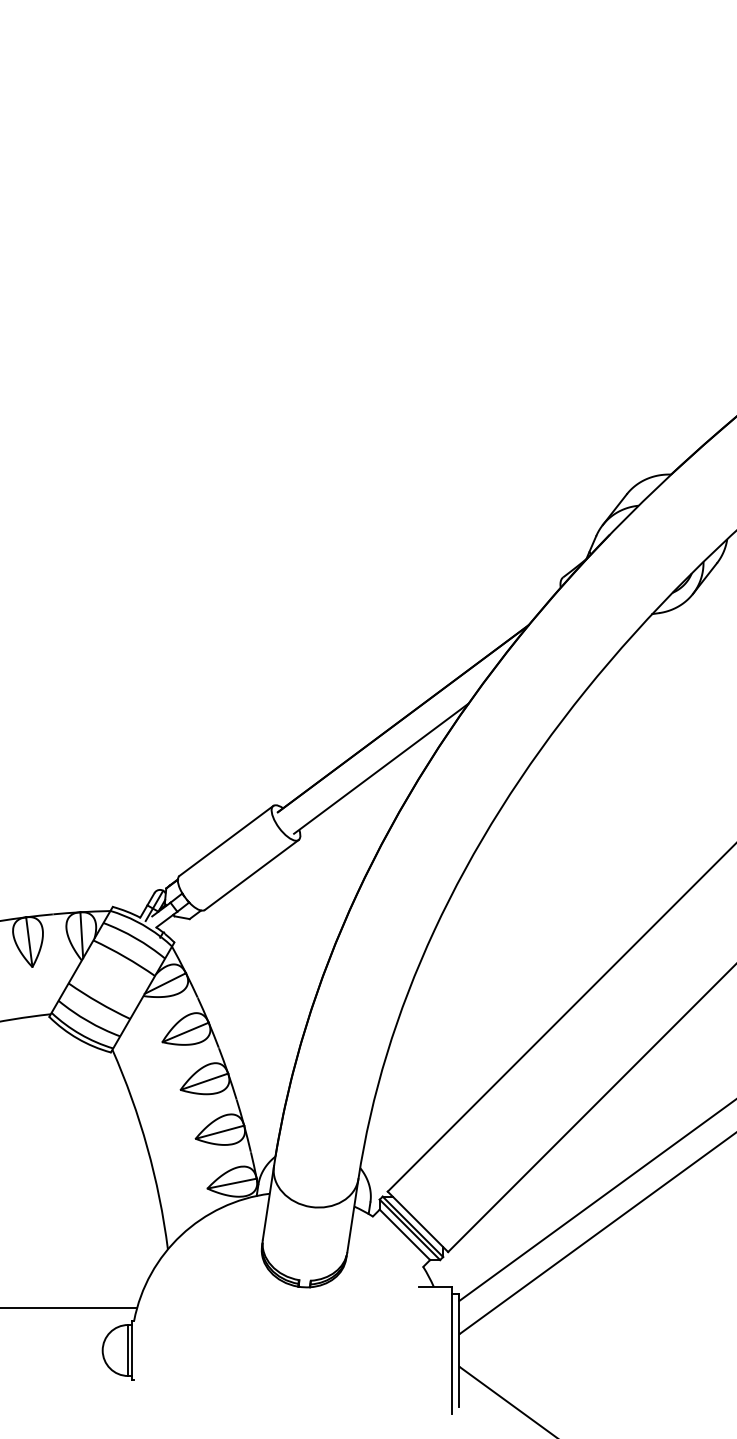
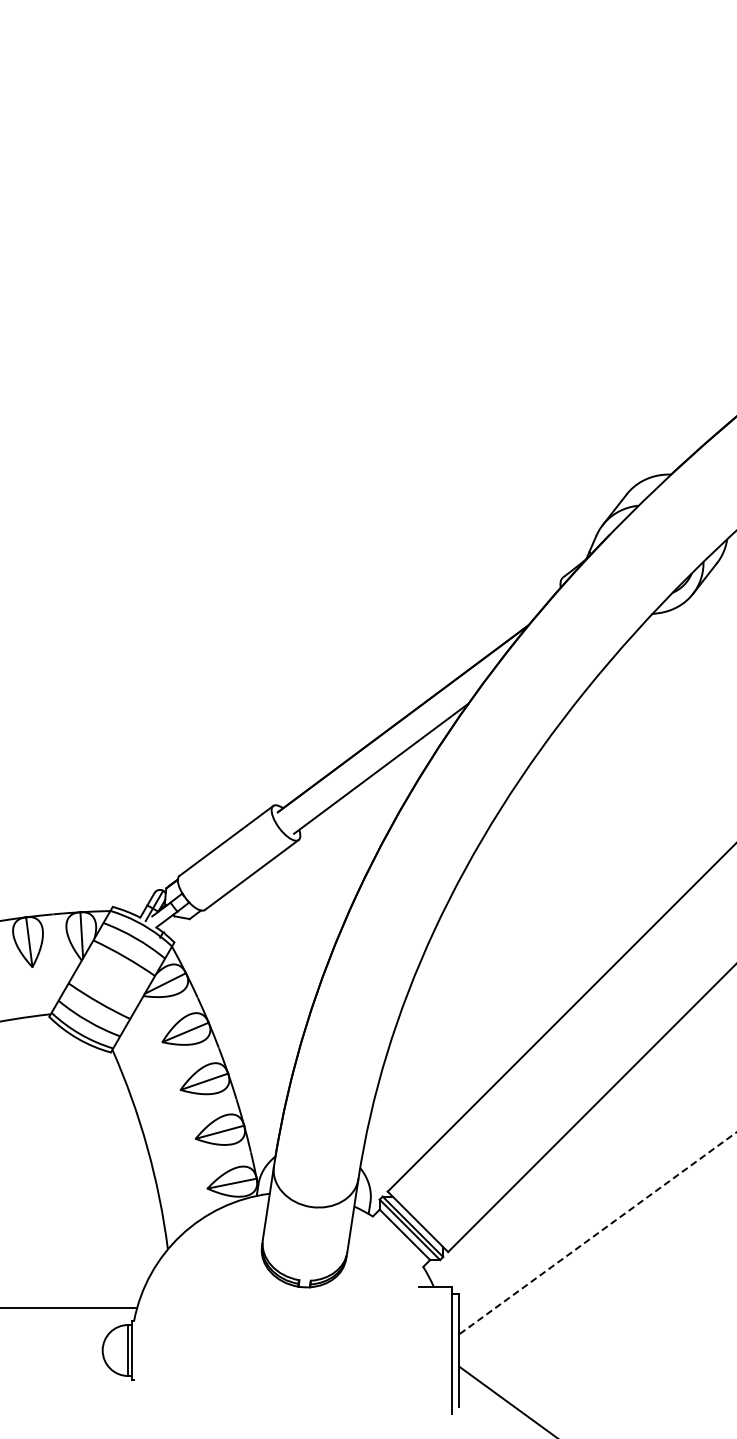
line: present -> none (596, 1201)
line: solid -> dashed (598, 1233)
